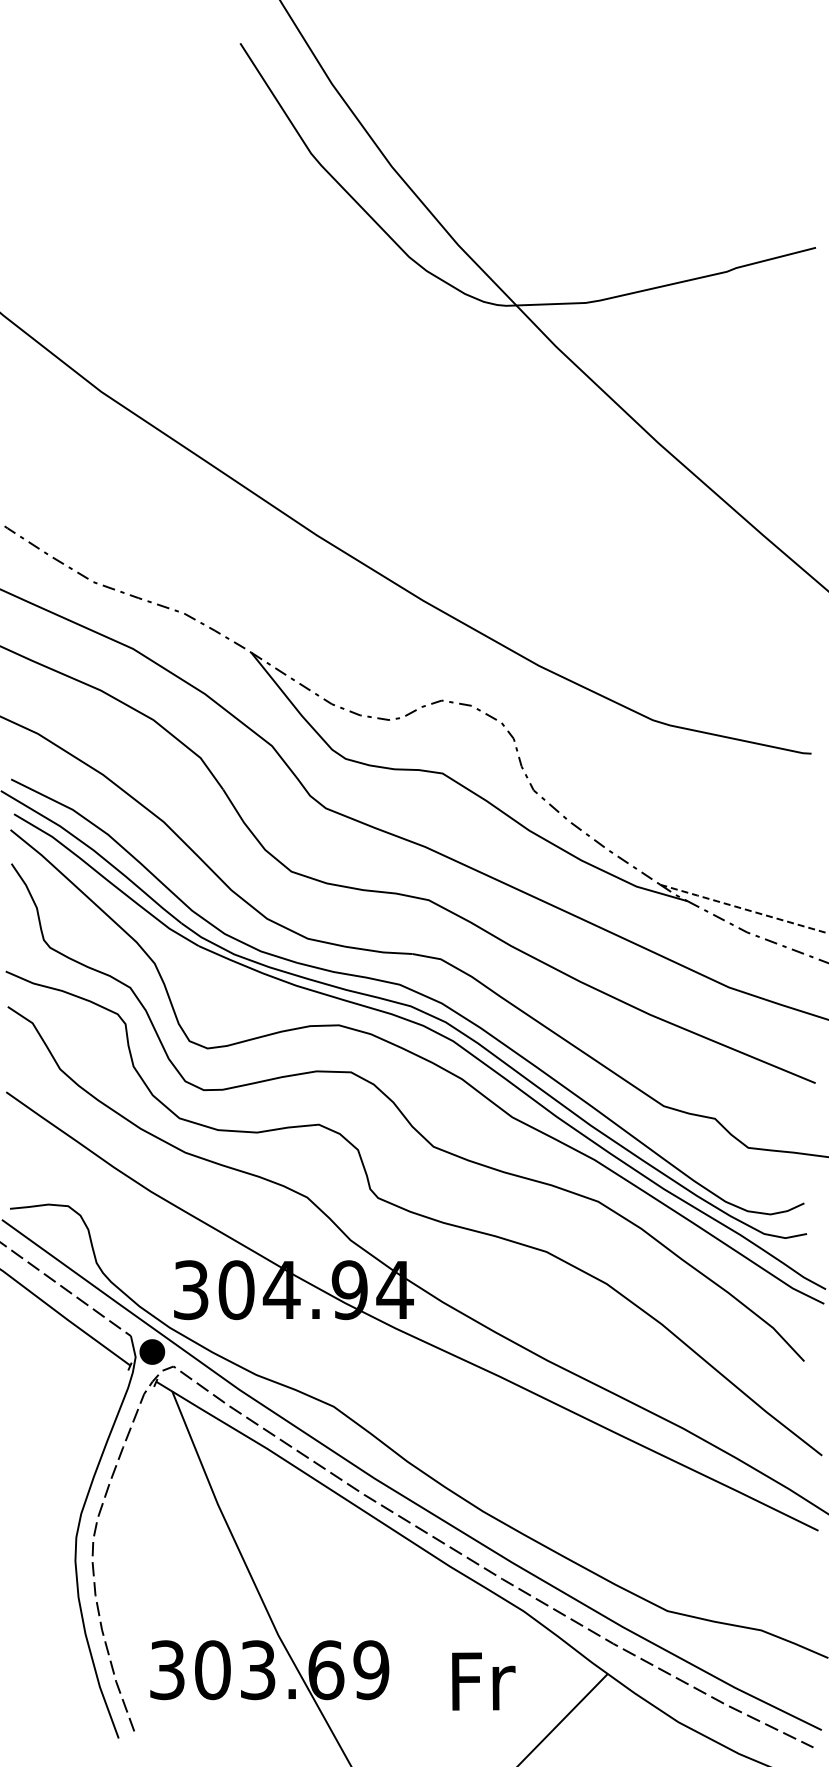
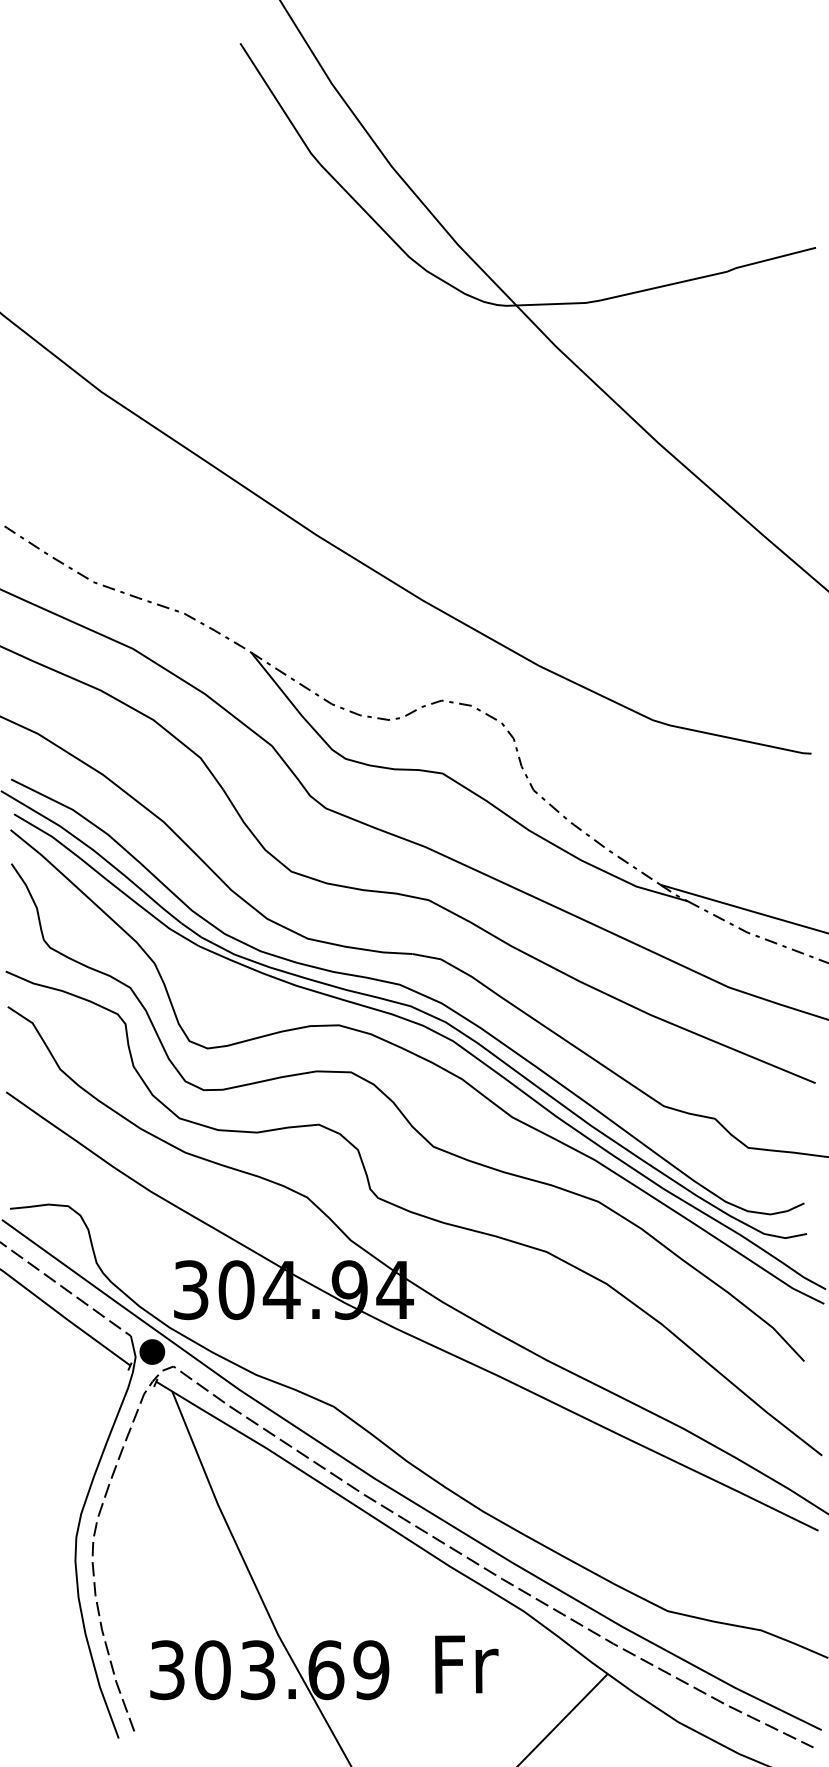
line: dashed -> solid (745, 909)
text position: (483, 1681) -> (466, 1664) (466, 1664)
